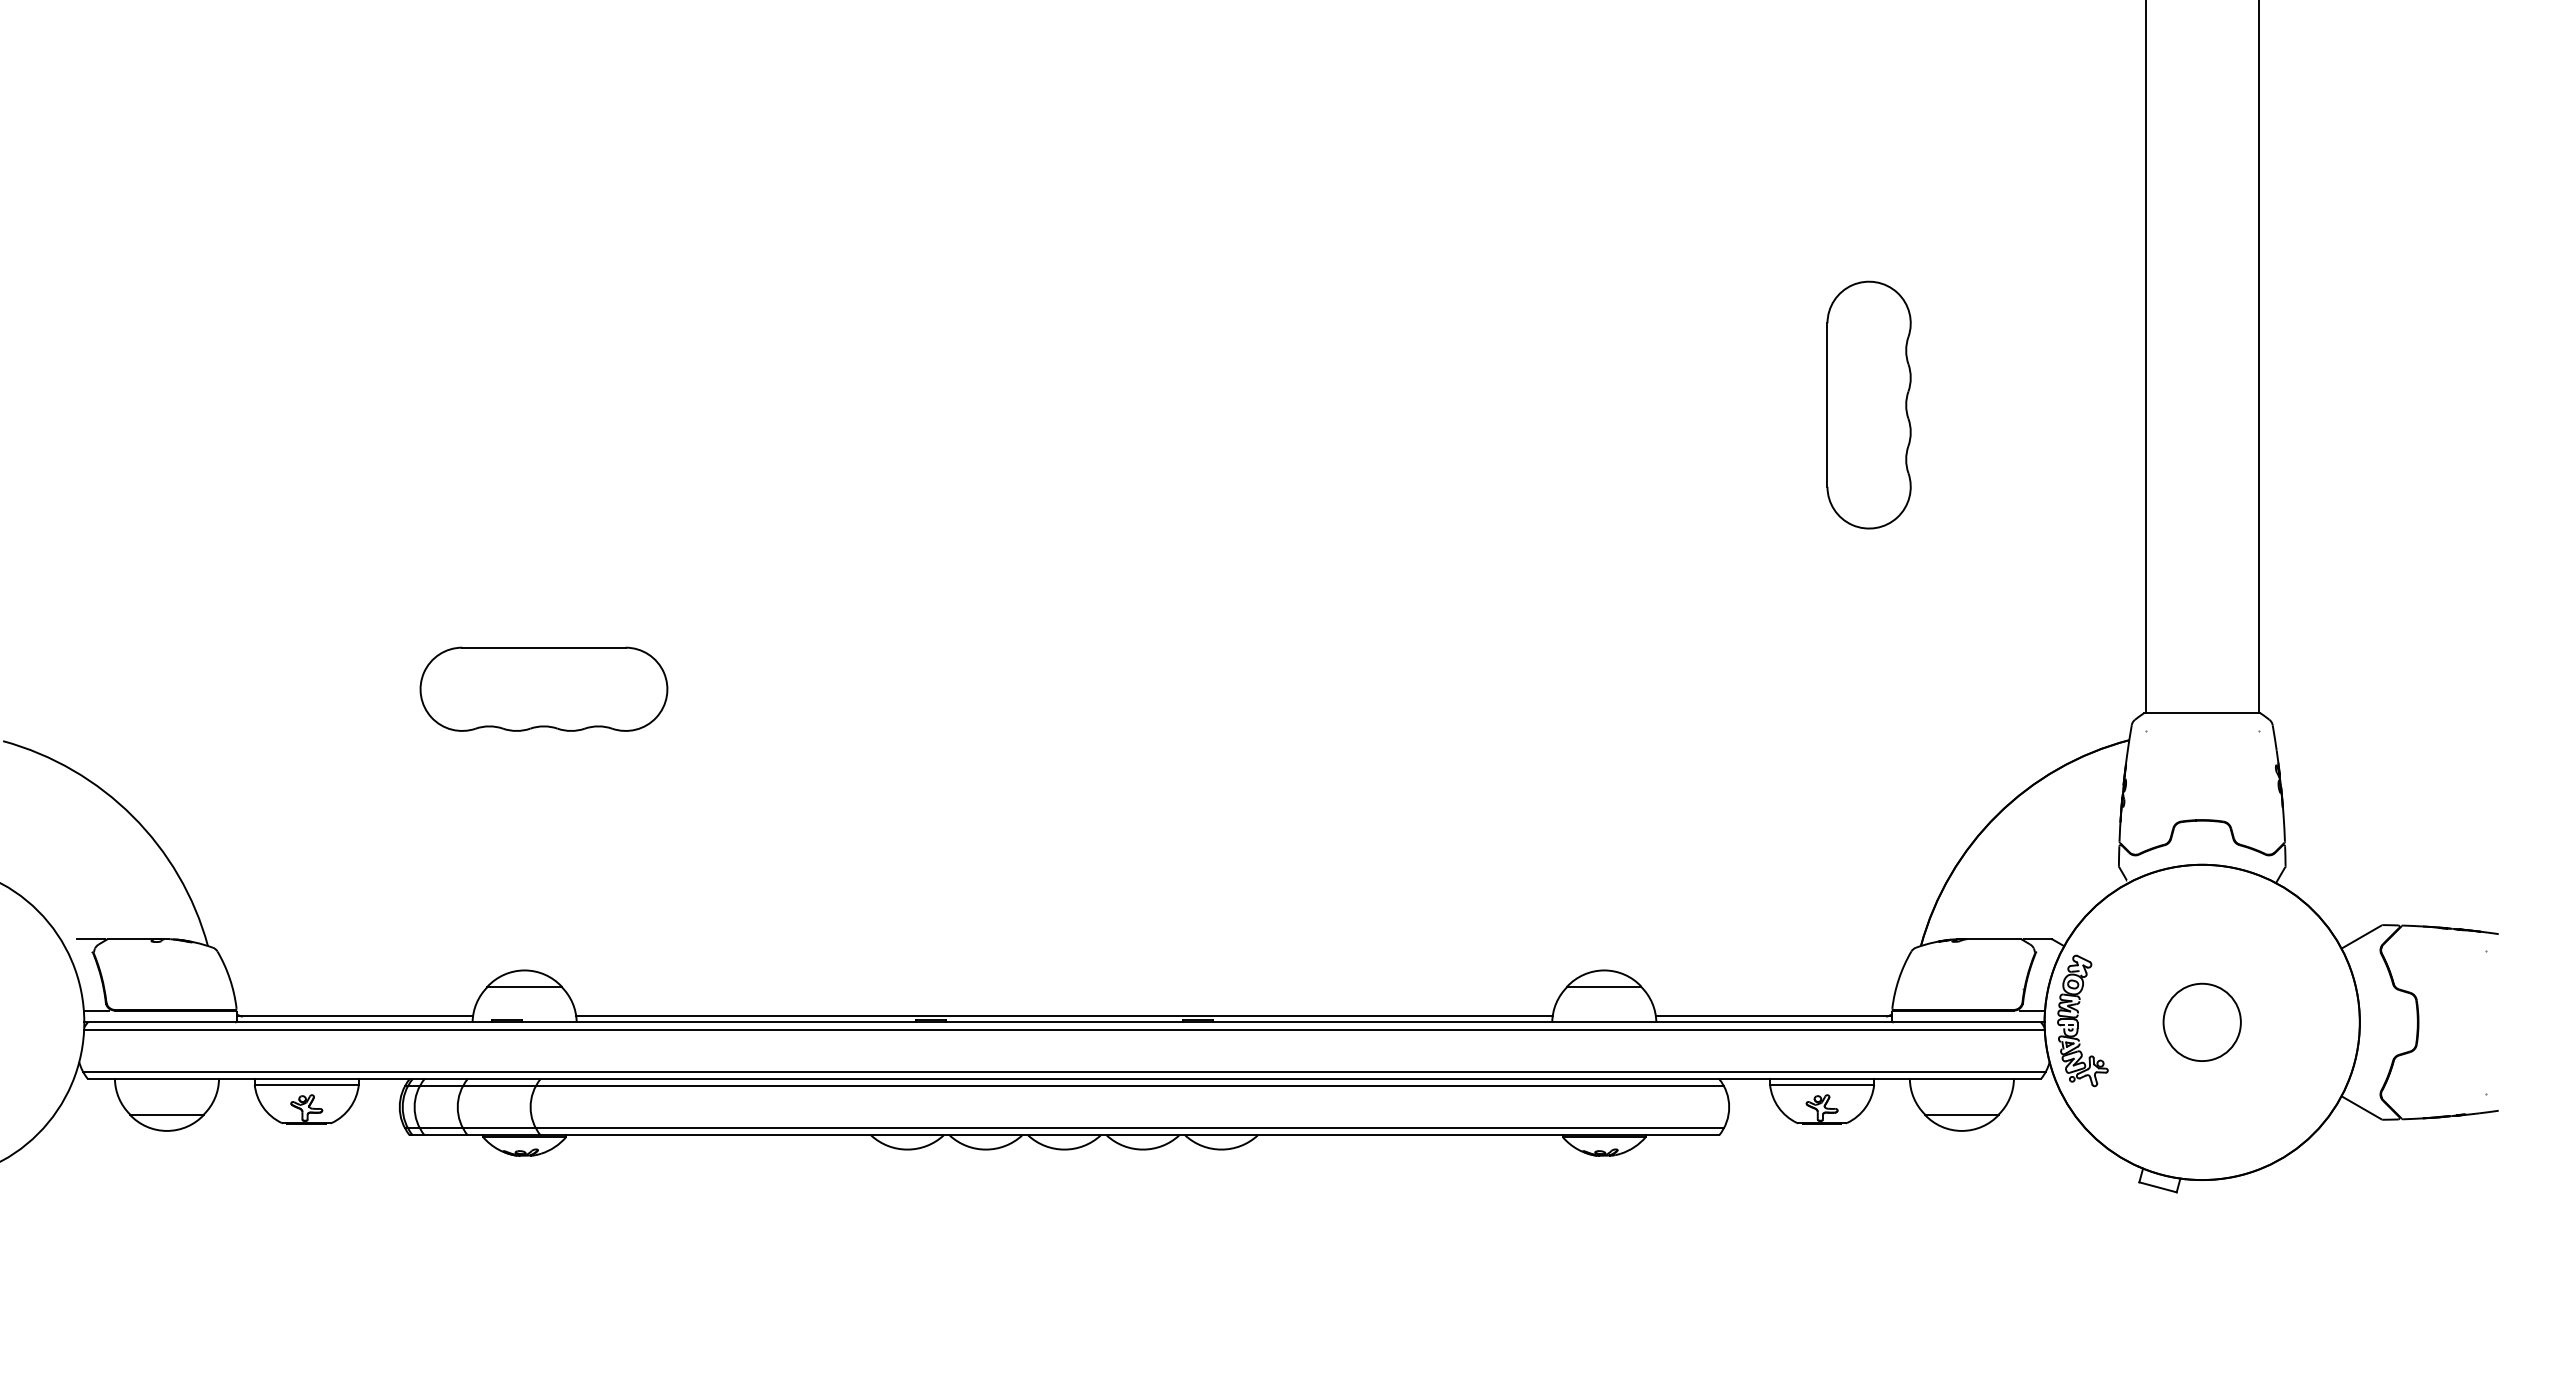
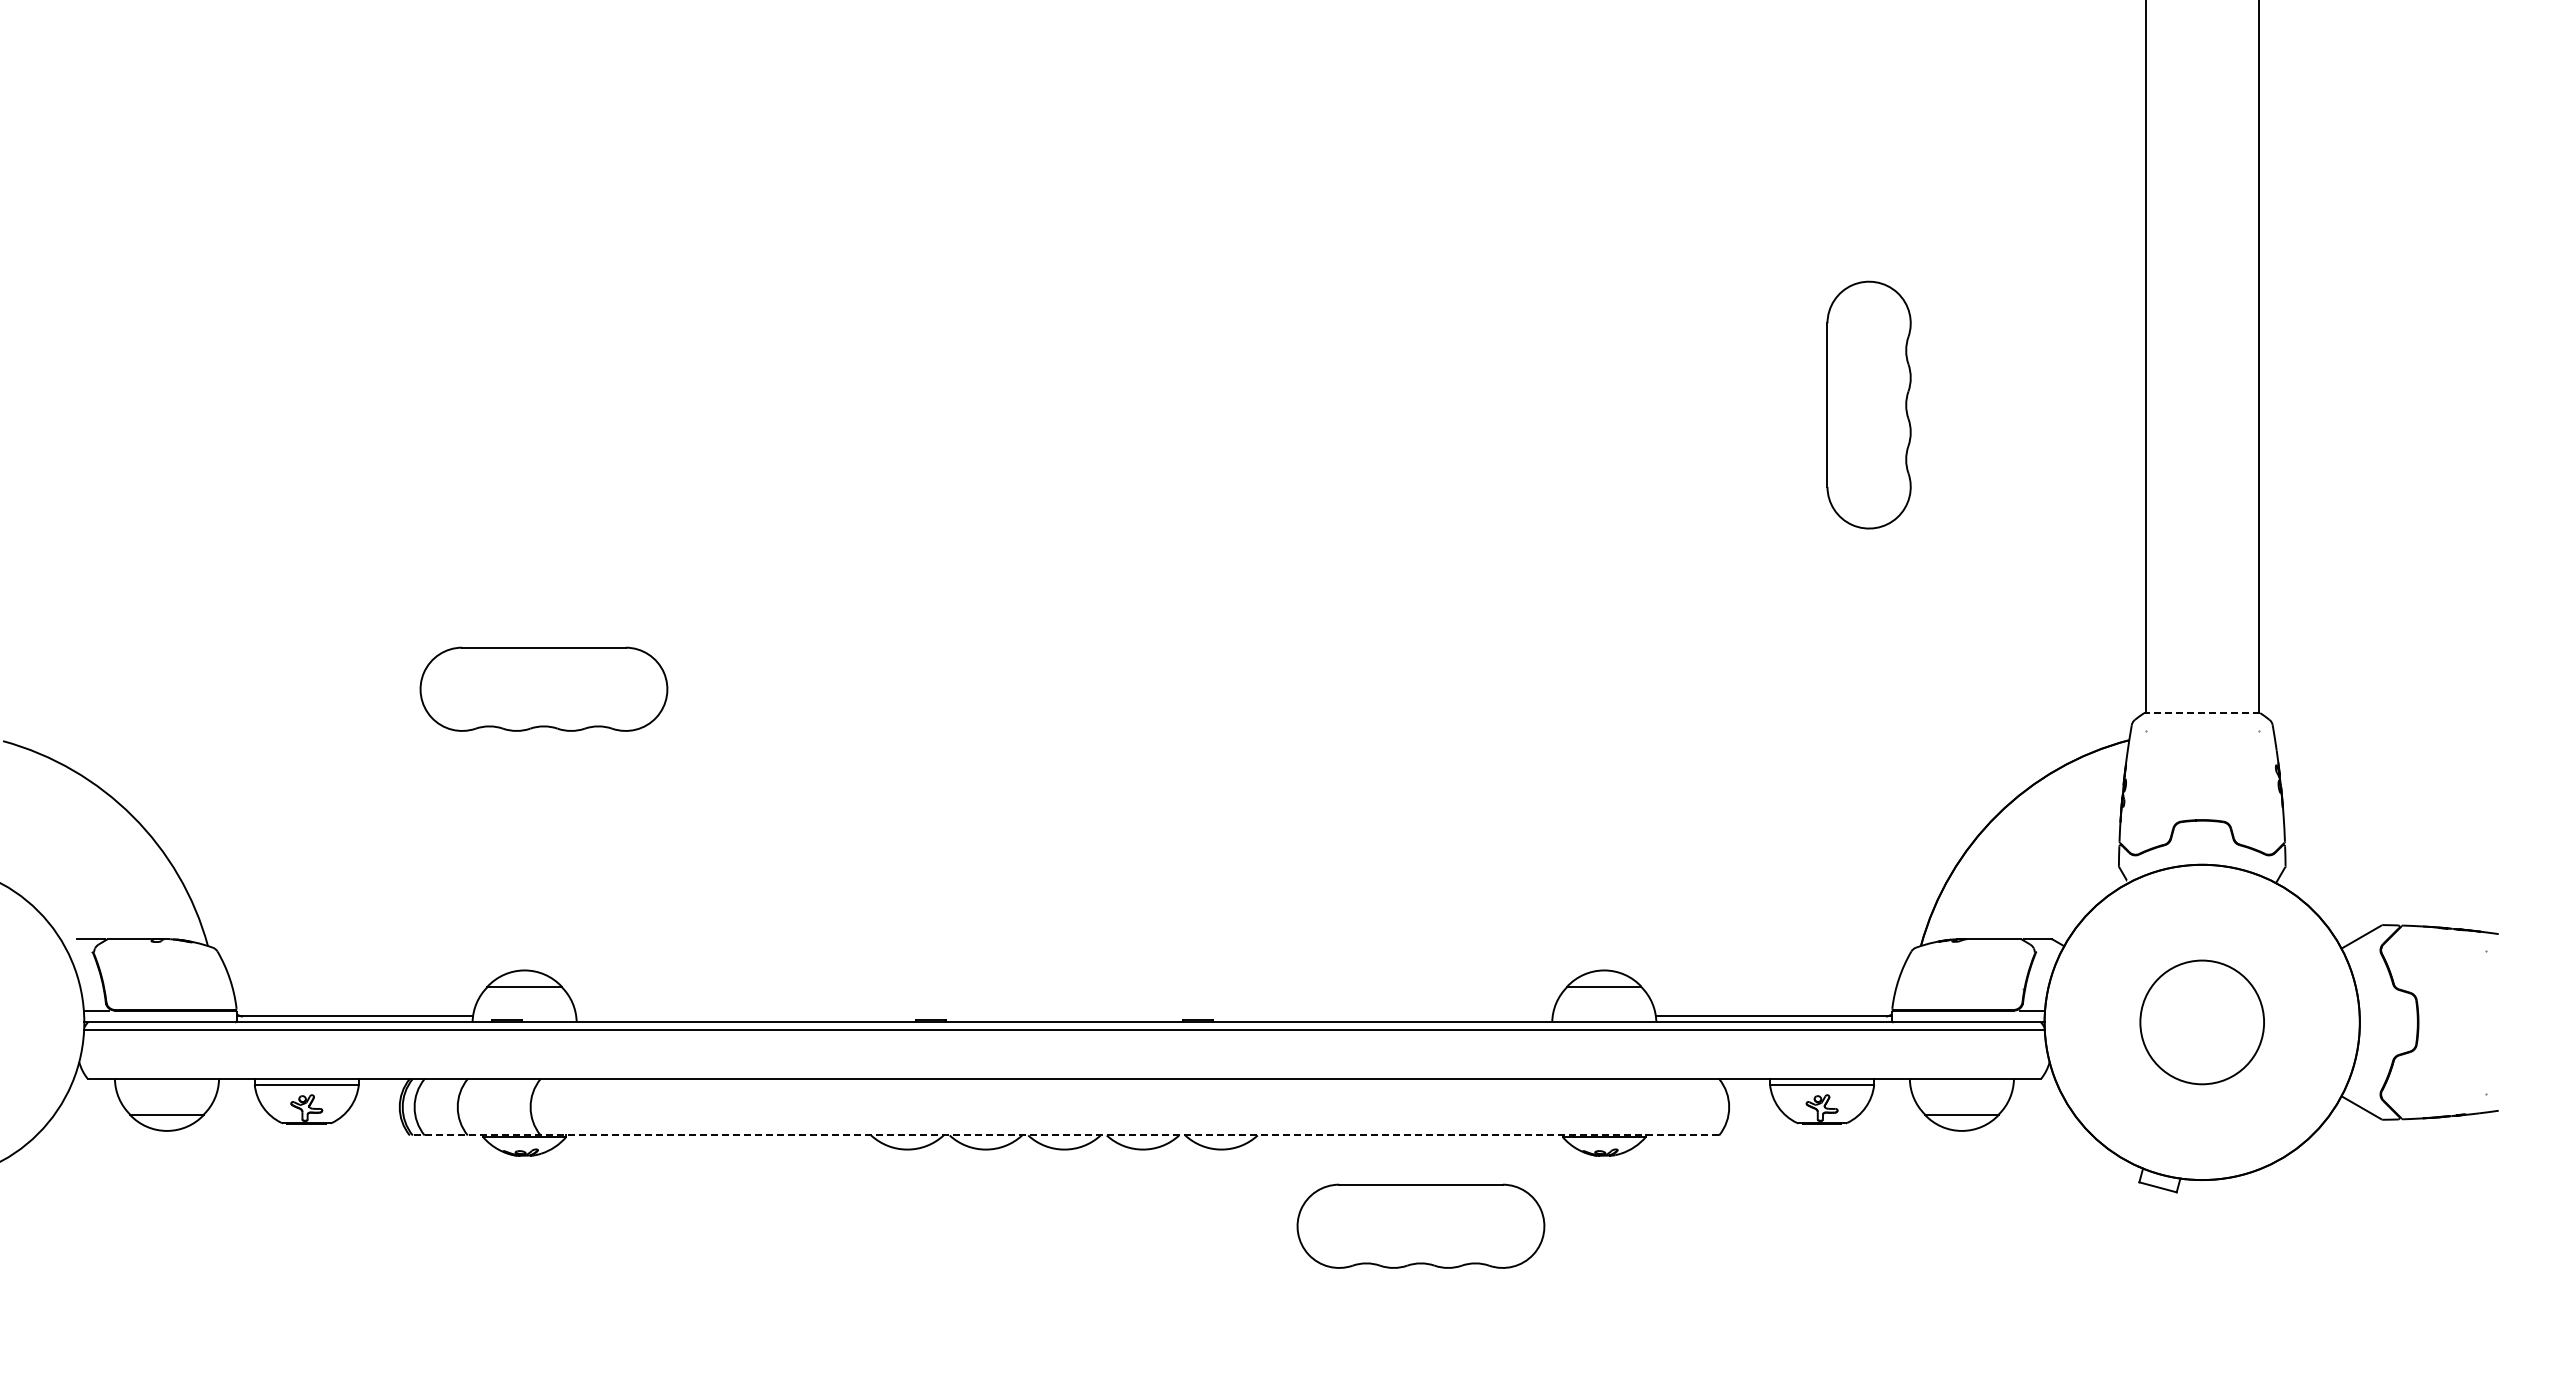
line: solid -> dashed (2202, 713)
line: present -> none (1064, 1016)
part: present -> none (2082, 1020)
circle diameter: 77 px -> 124 px (2202, 1022)
line: present -> none (1064, 1071)
line: present -> none (1064, 1086)
line: present -> none (1064, 1128)
line: solid -> dashed (1064, 1135)
part: none -> present (1420, 1225)
